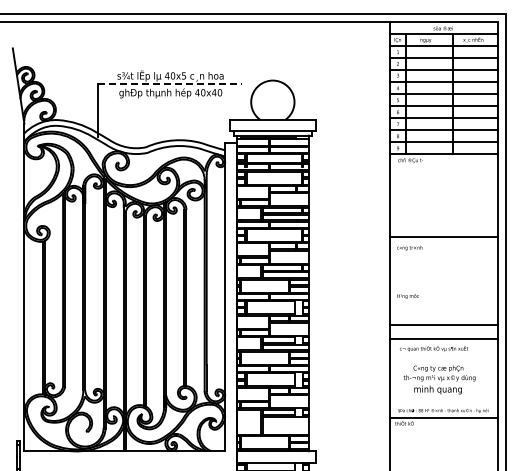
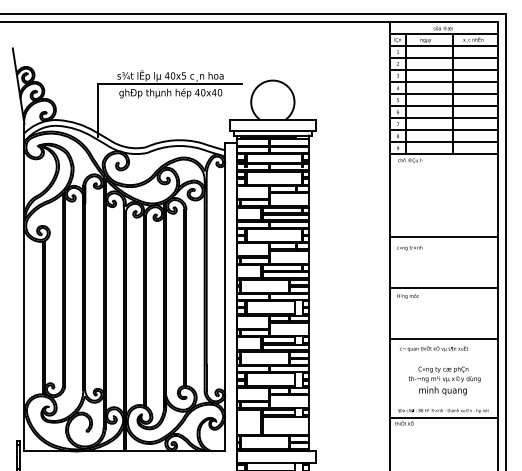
line: dashed -> solid (170, 83)
line position: (444, 324) -> (444, 287) (444, 287)
text position: (439, 379) -> (444, 380) (444, 380)
